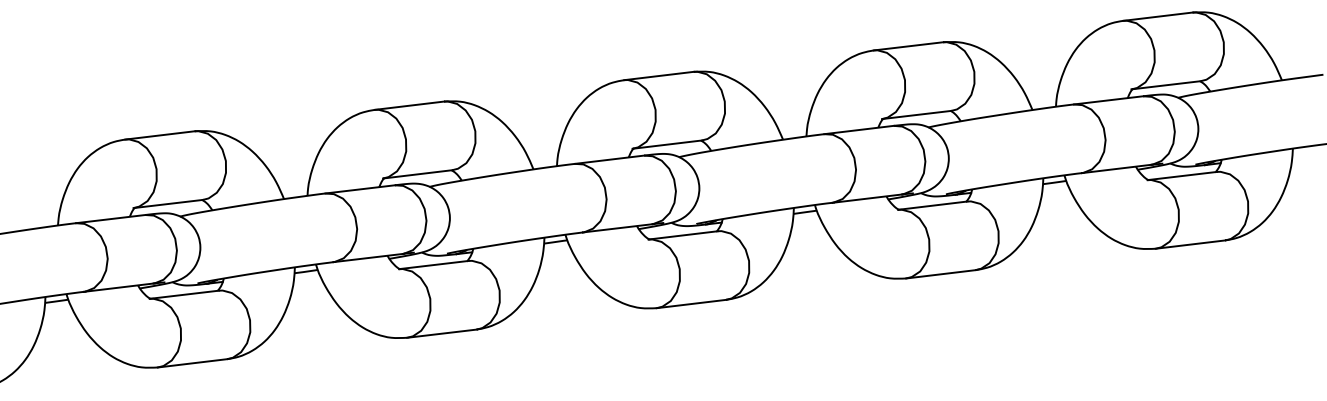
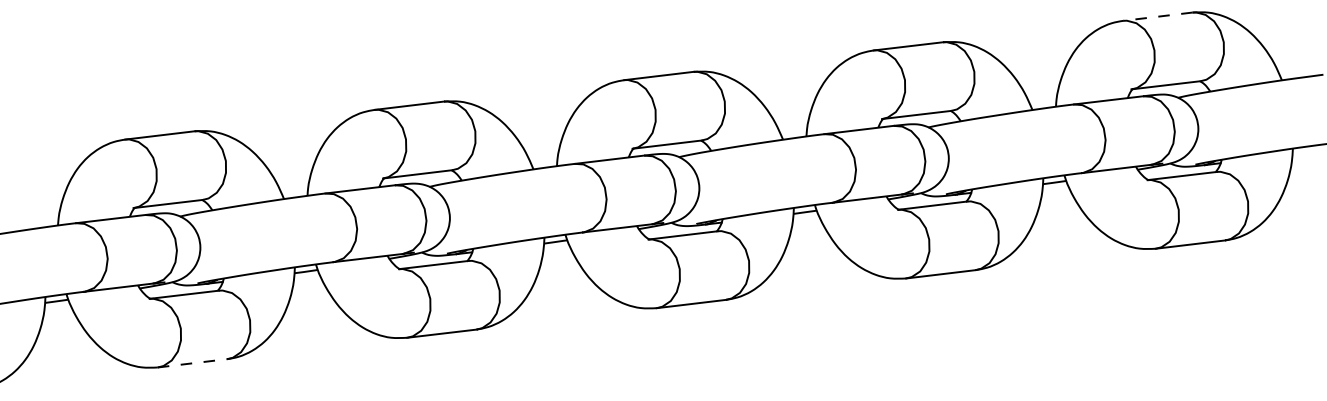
line: solid -> dashed (1157, 16)
line: solid -> dashed (192, 363)
